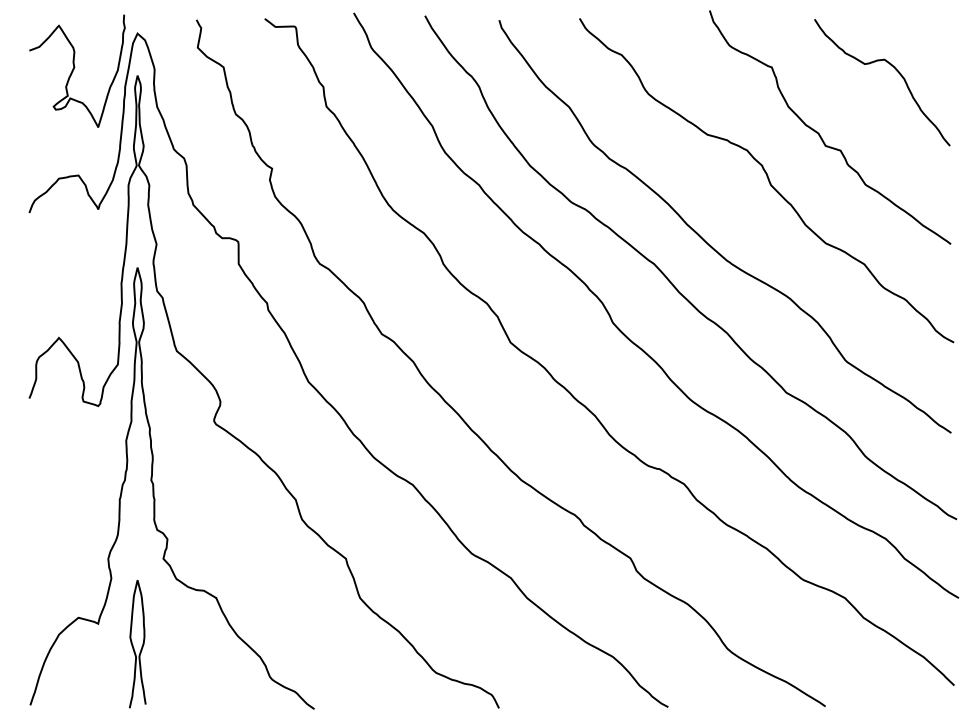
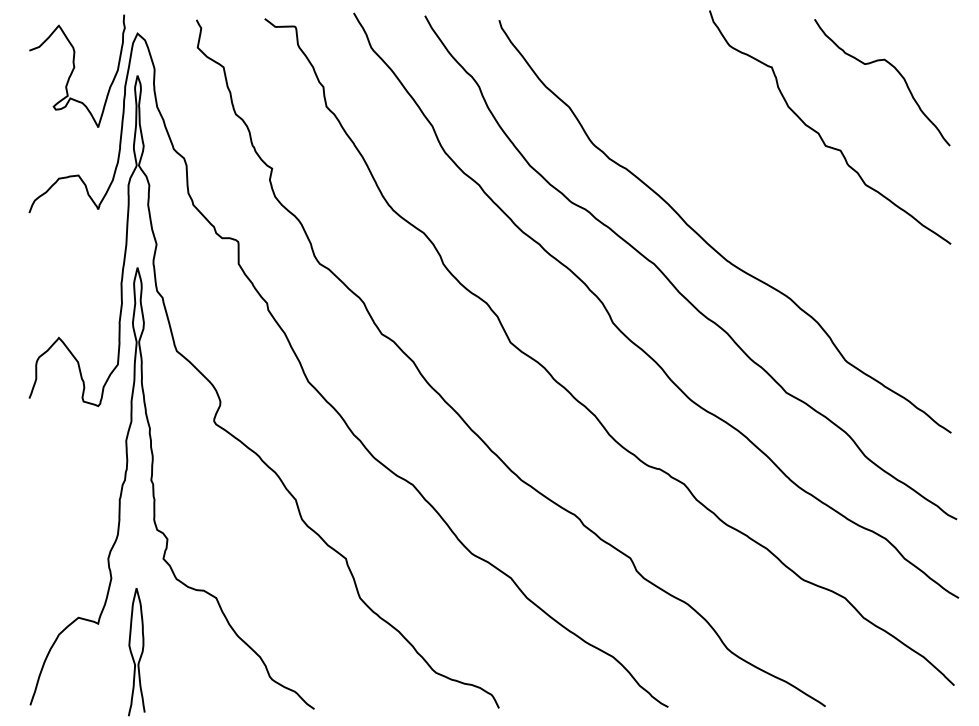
curve: present -> none (767, 179)
curve position: (133, 644) -> (132, 652) (132, 652)
